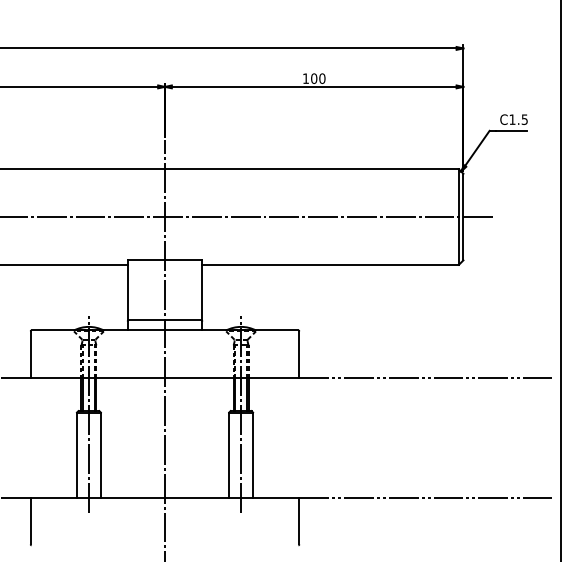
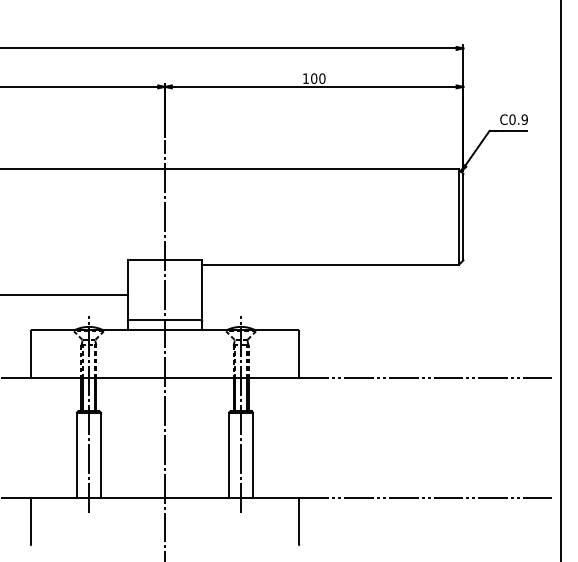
text: C1.5 -> C0.9 (518, 119)
line: present -> none (247, 217)
line position: (64, 264) -> (64, 294) (64, 294)
